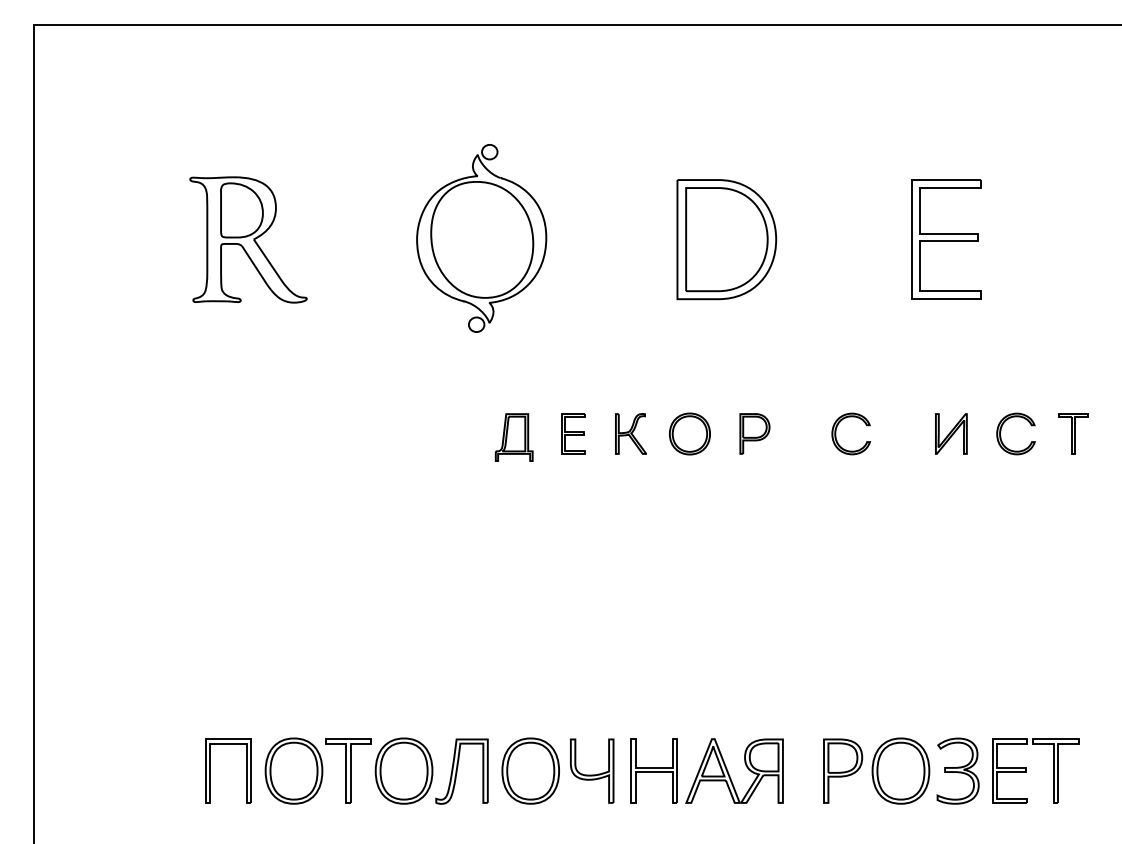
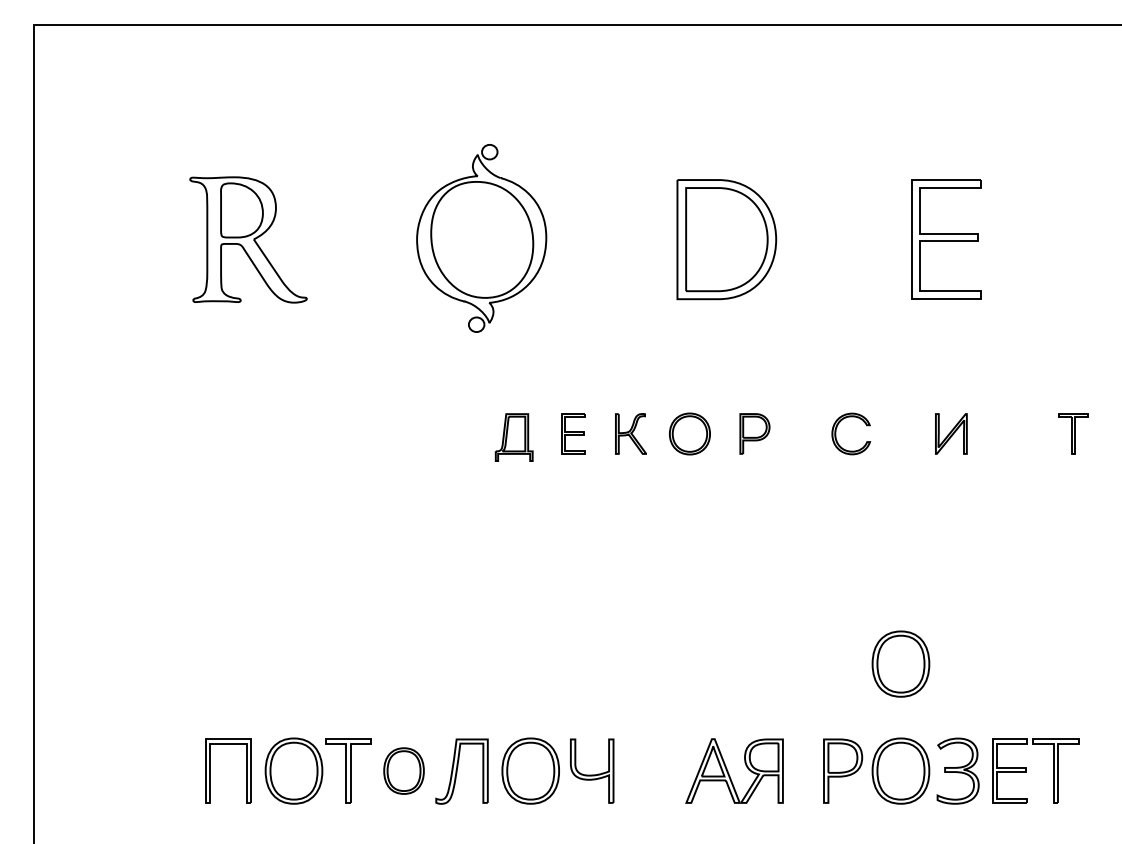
part: present -> none (1001, 431)
part: none -> present (900, 663)
part size: 60x68 px -> 42x48 px (403, 770)
part: present -> none (653, 770)
